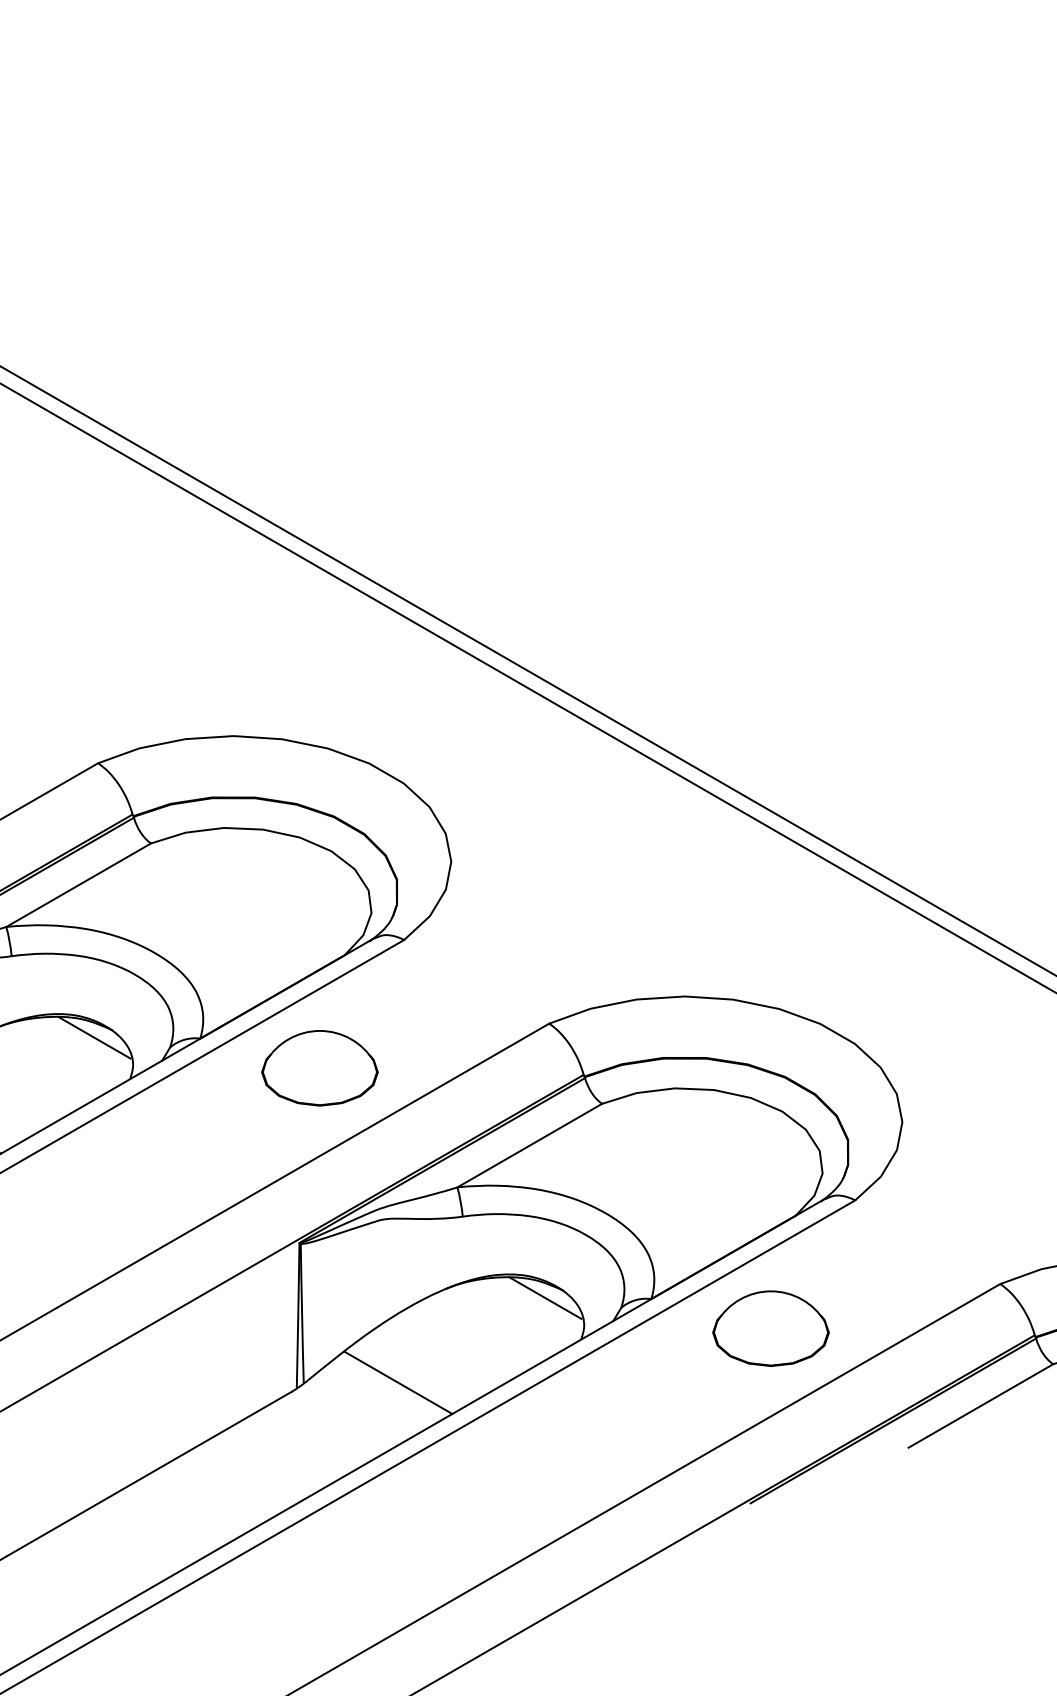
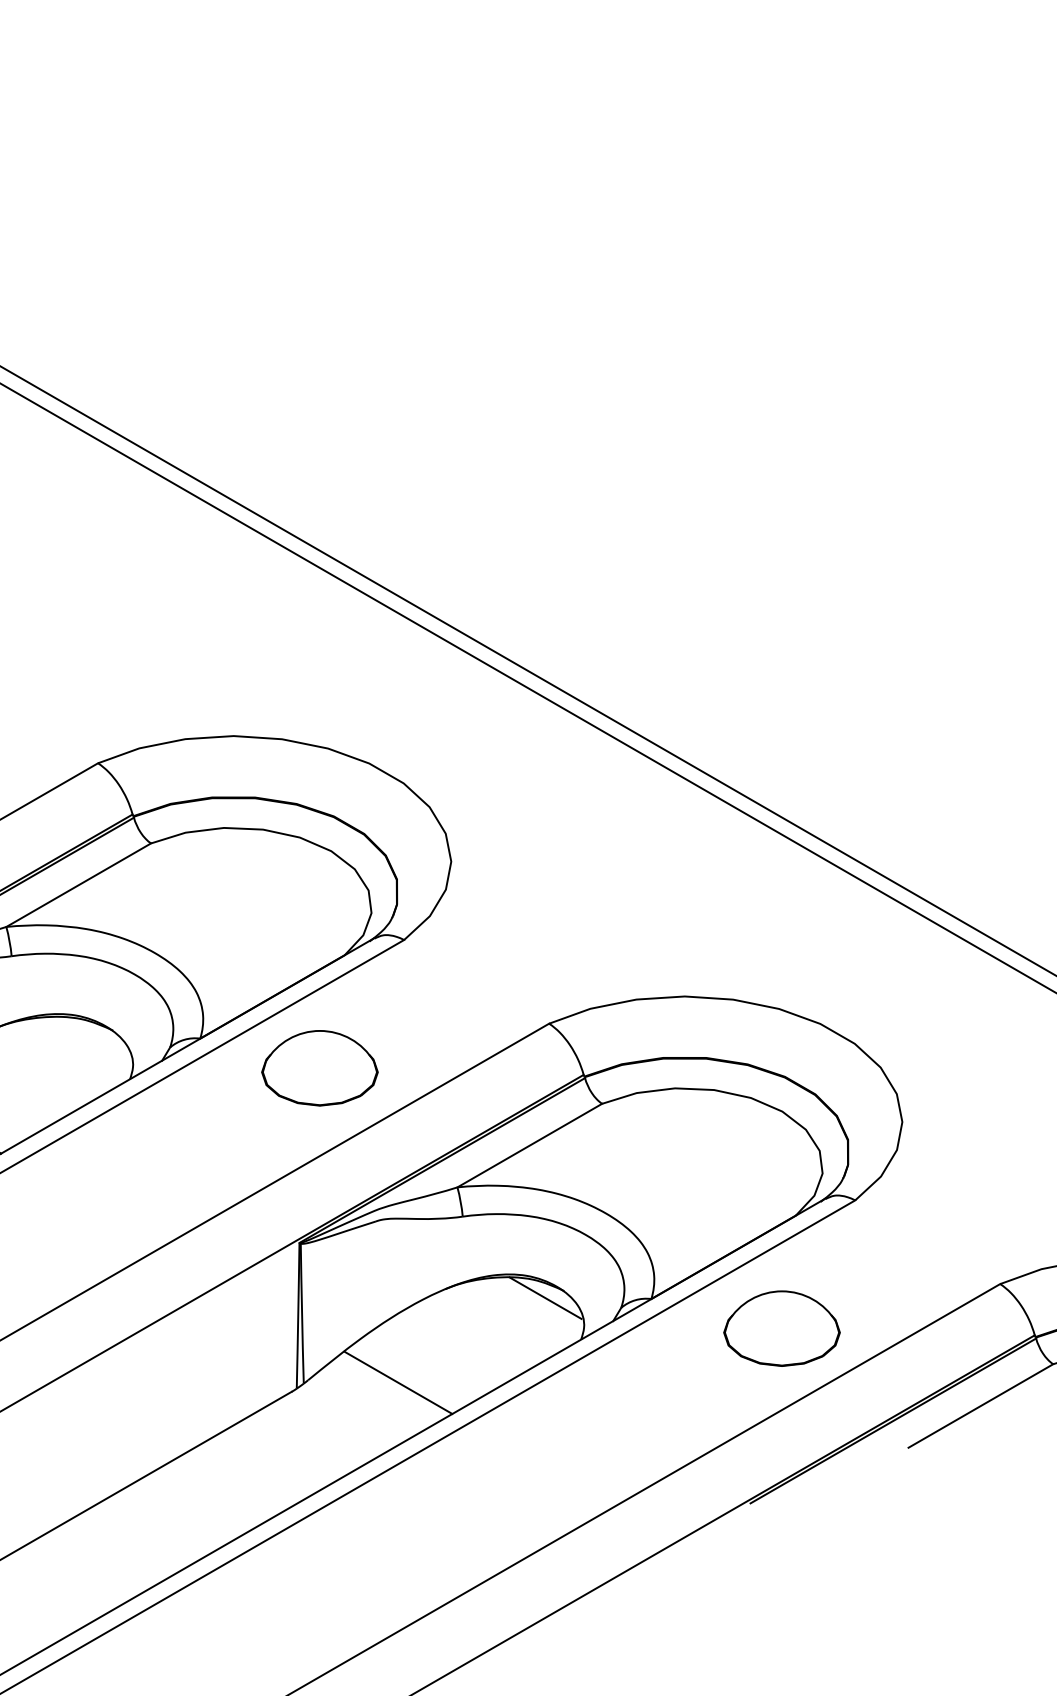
line: present -> none (94, 1037)
part position: (770, 1328) -> (781, 1328) (781, 1328)
